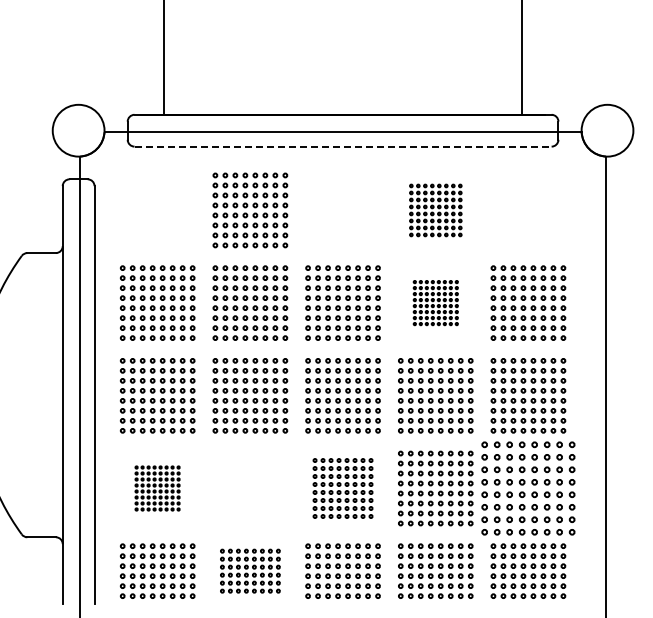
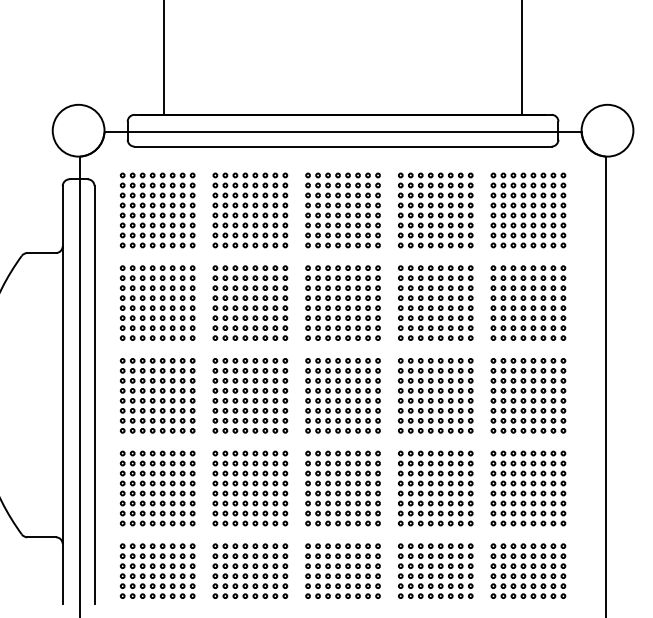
line: dashed -> solid (343, 146)
part: none -> present (157, 210)
part: none -> present (342, 210)
part size: 54x55 px -> 76x77 px (435, 210)
part: none -> present (528, 210)
part size: 47x47 px -> 76x76 px (435, 302)
part size: 47x47 px -> 77x77 px (157, 488)
part: none -> present (250, 488)
part size: 62x61 px -> 76x77 px (342, 488)
part size: 95x95 px -> 77x77 px (528, 488)
part size: 61x46 px -> 77x56 px (250, 570)
